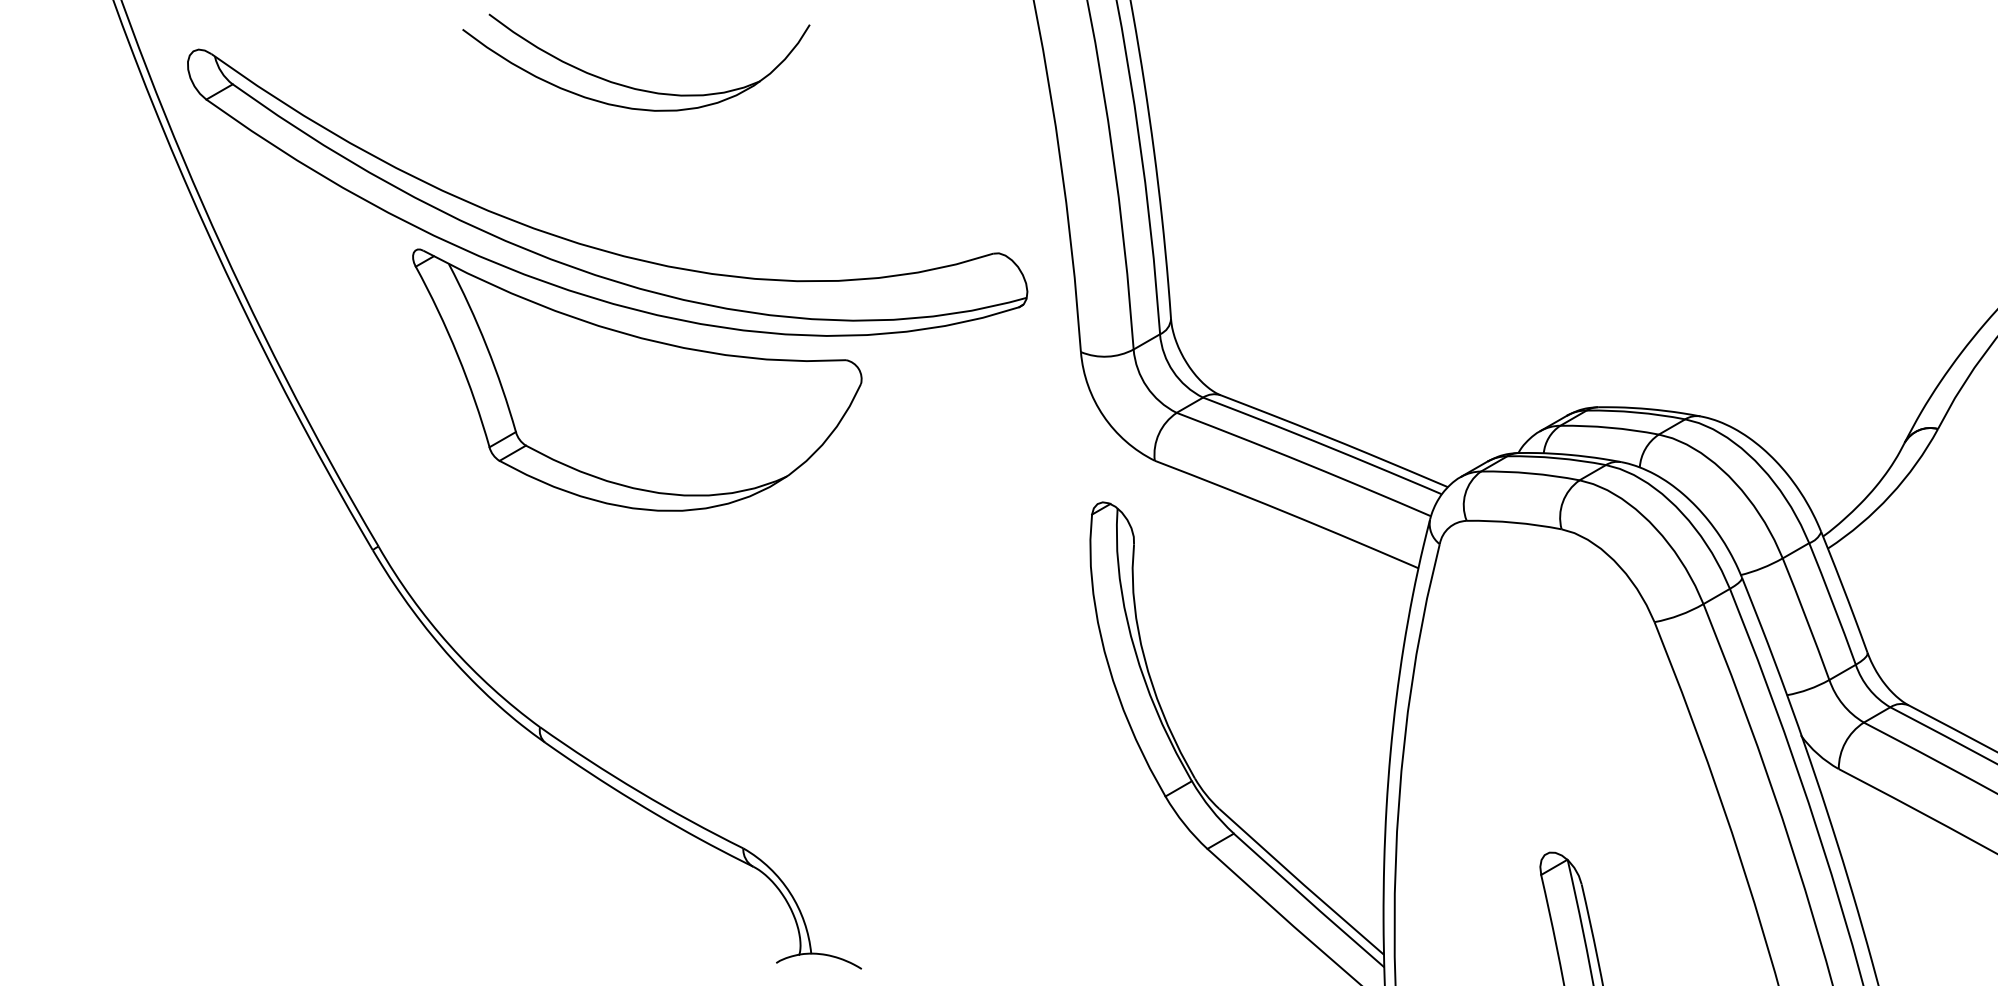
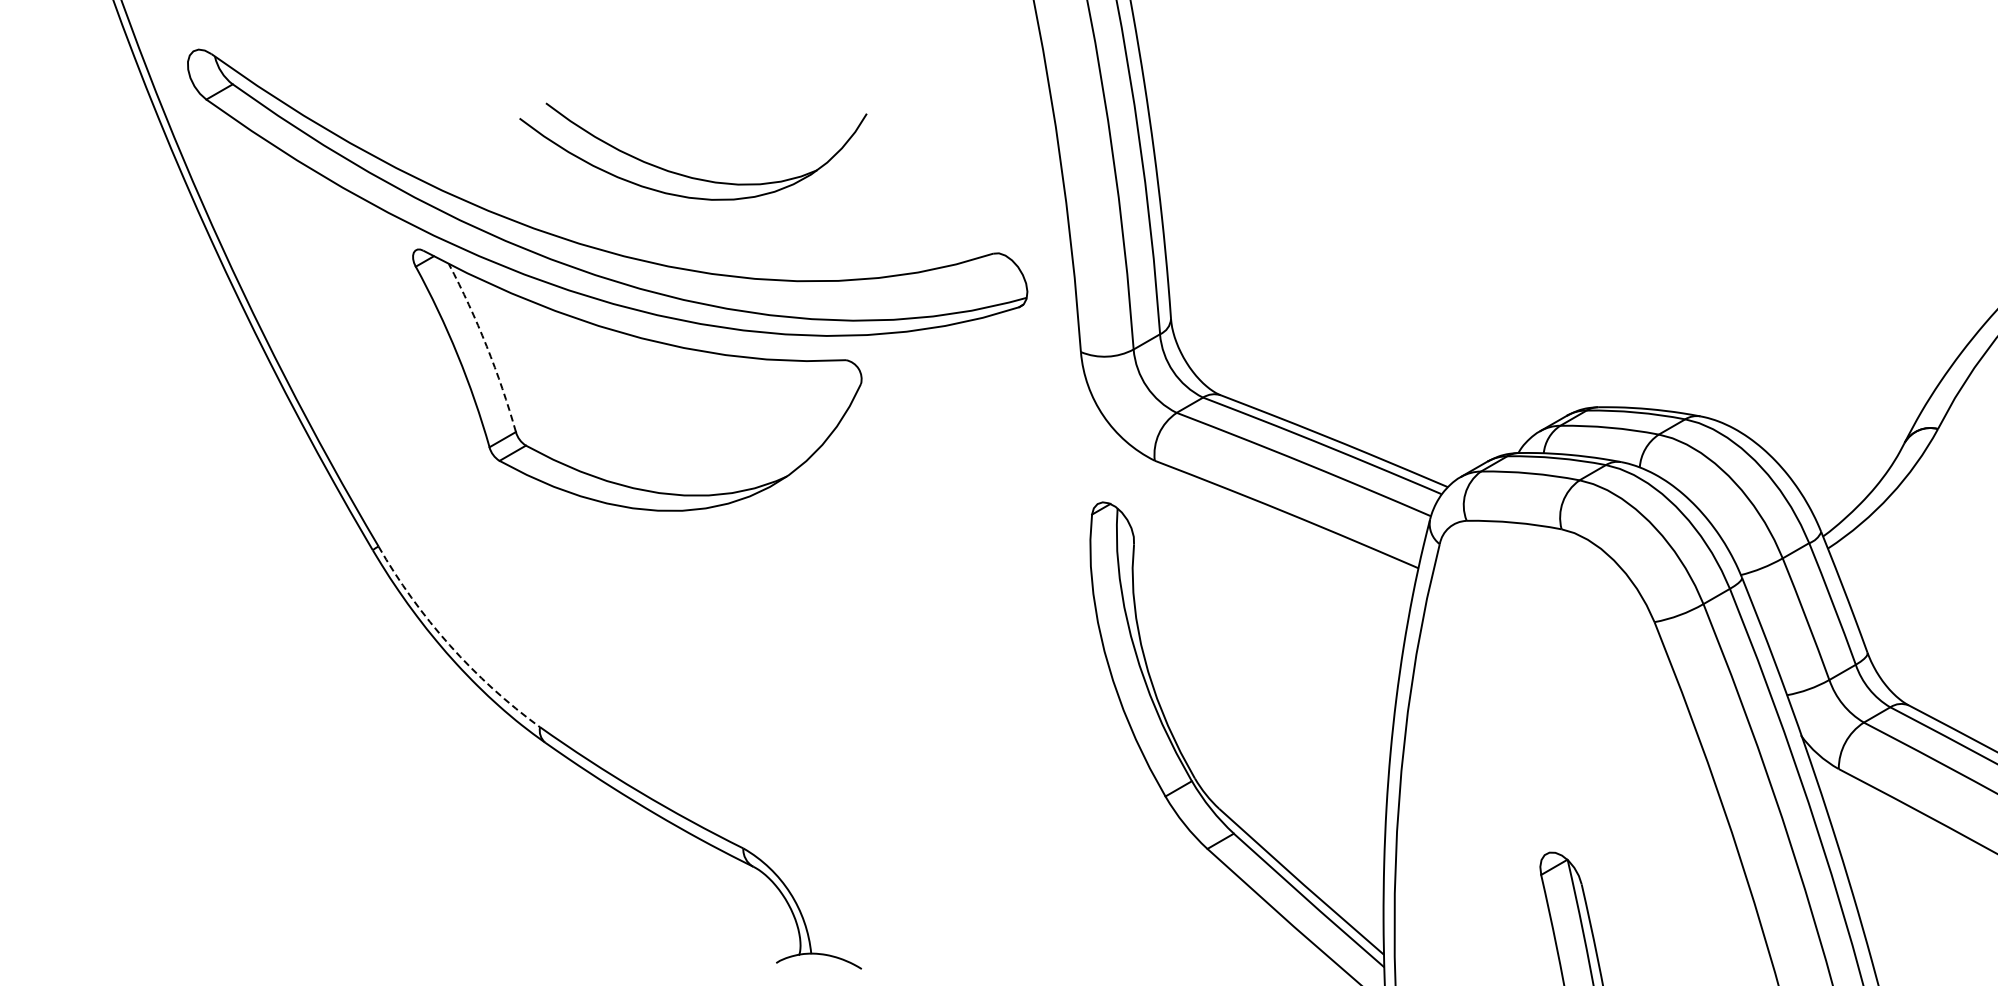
part position: (627, 85) -> (684, 174) (684, 174)
arc: solid -> dashed (486, 346)
arc: solid -> dashed (449, 645)
